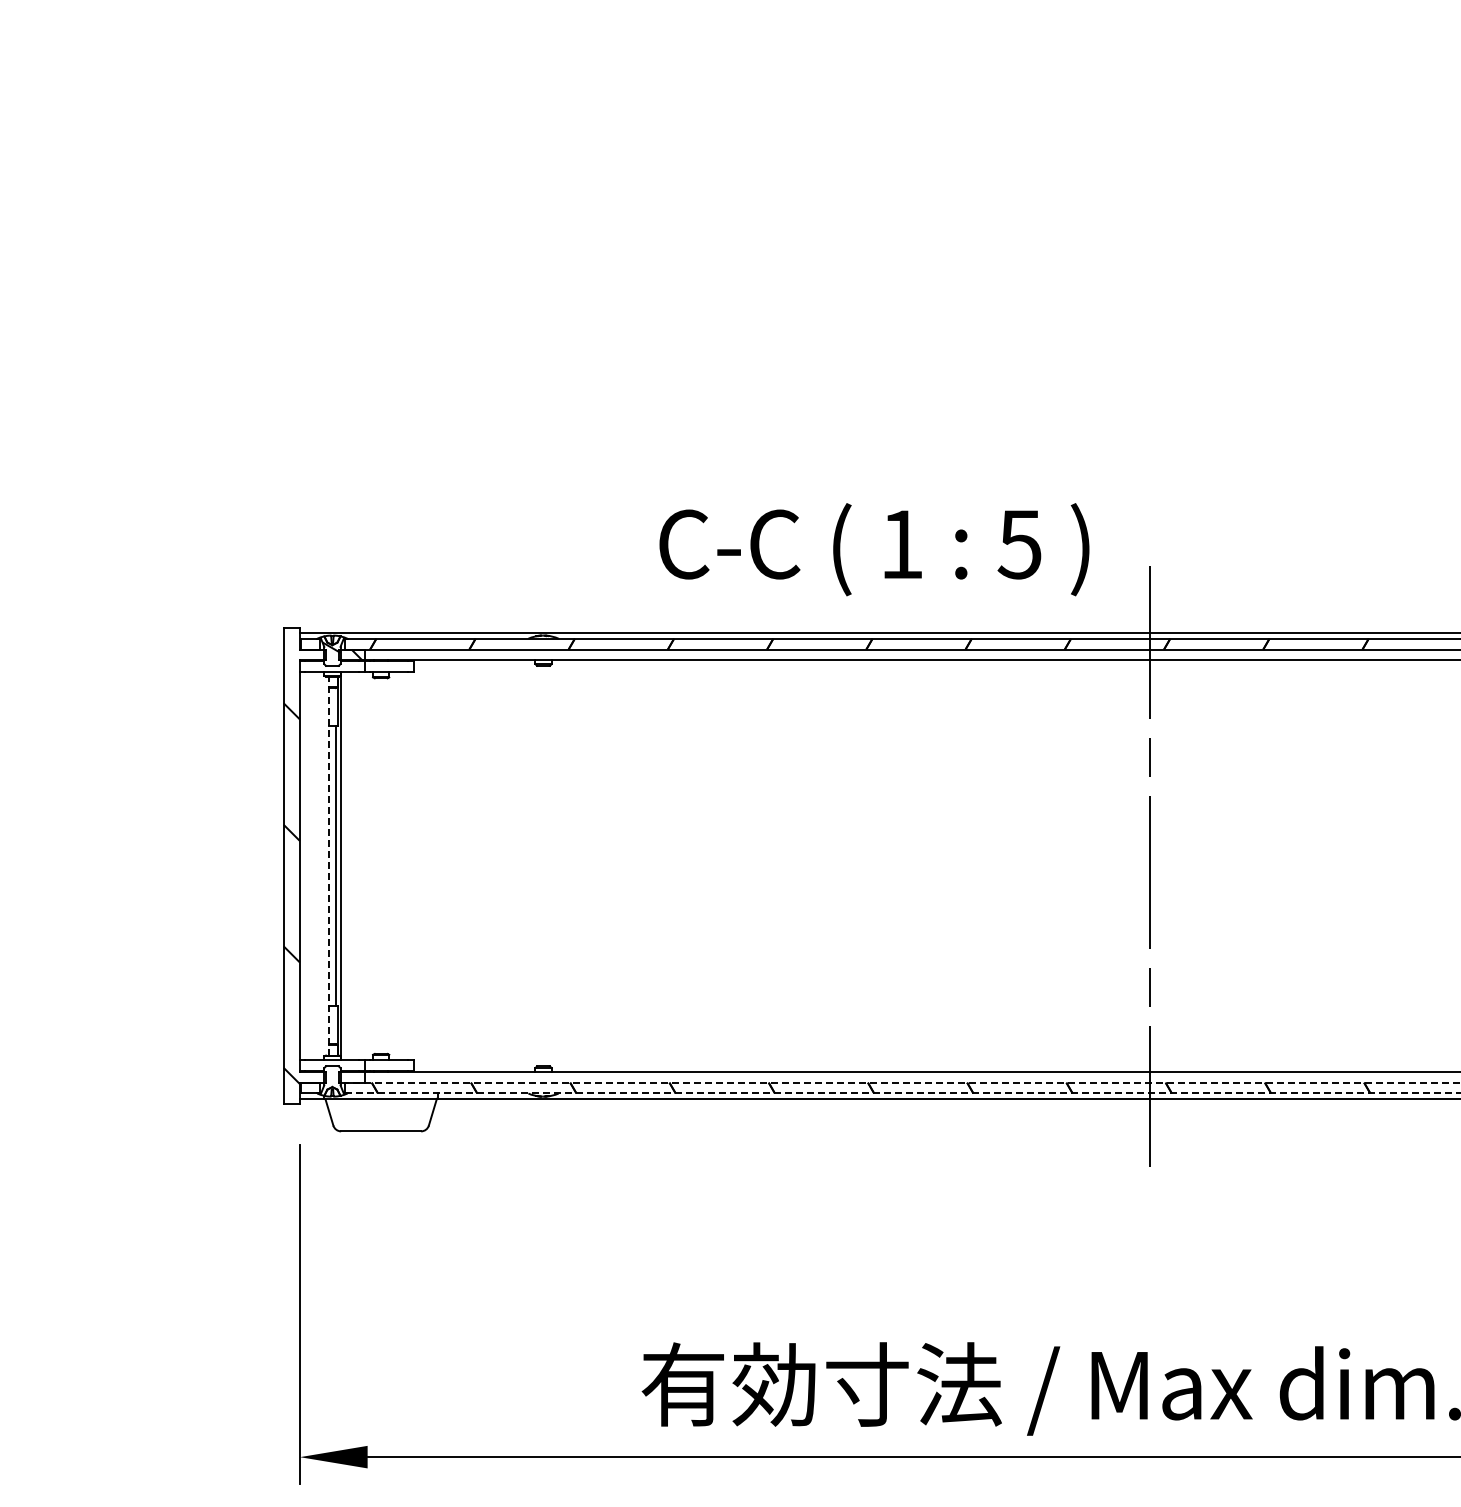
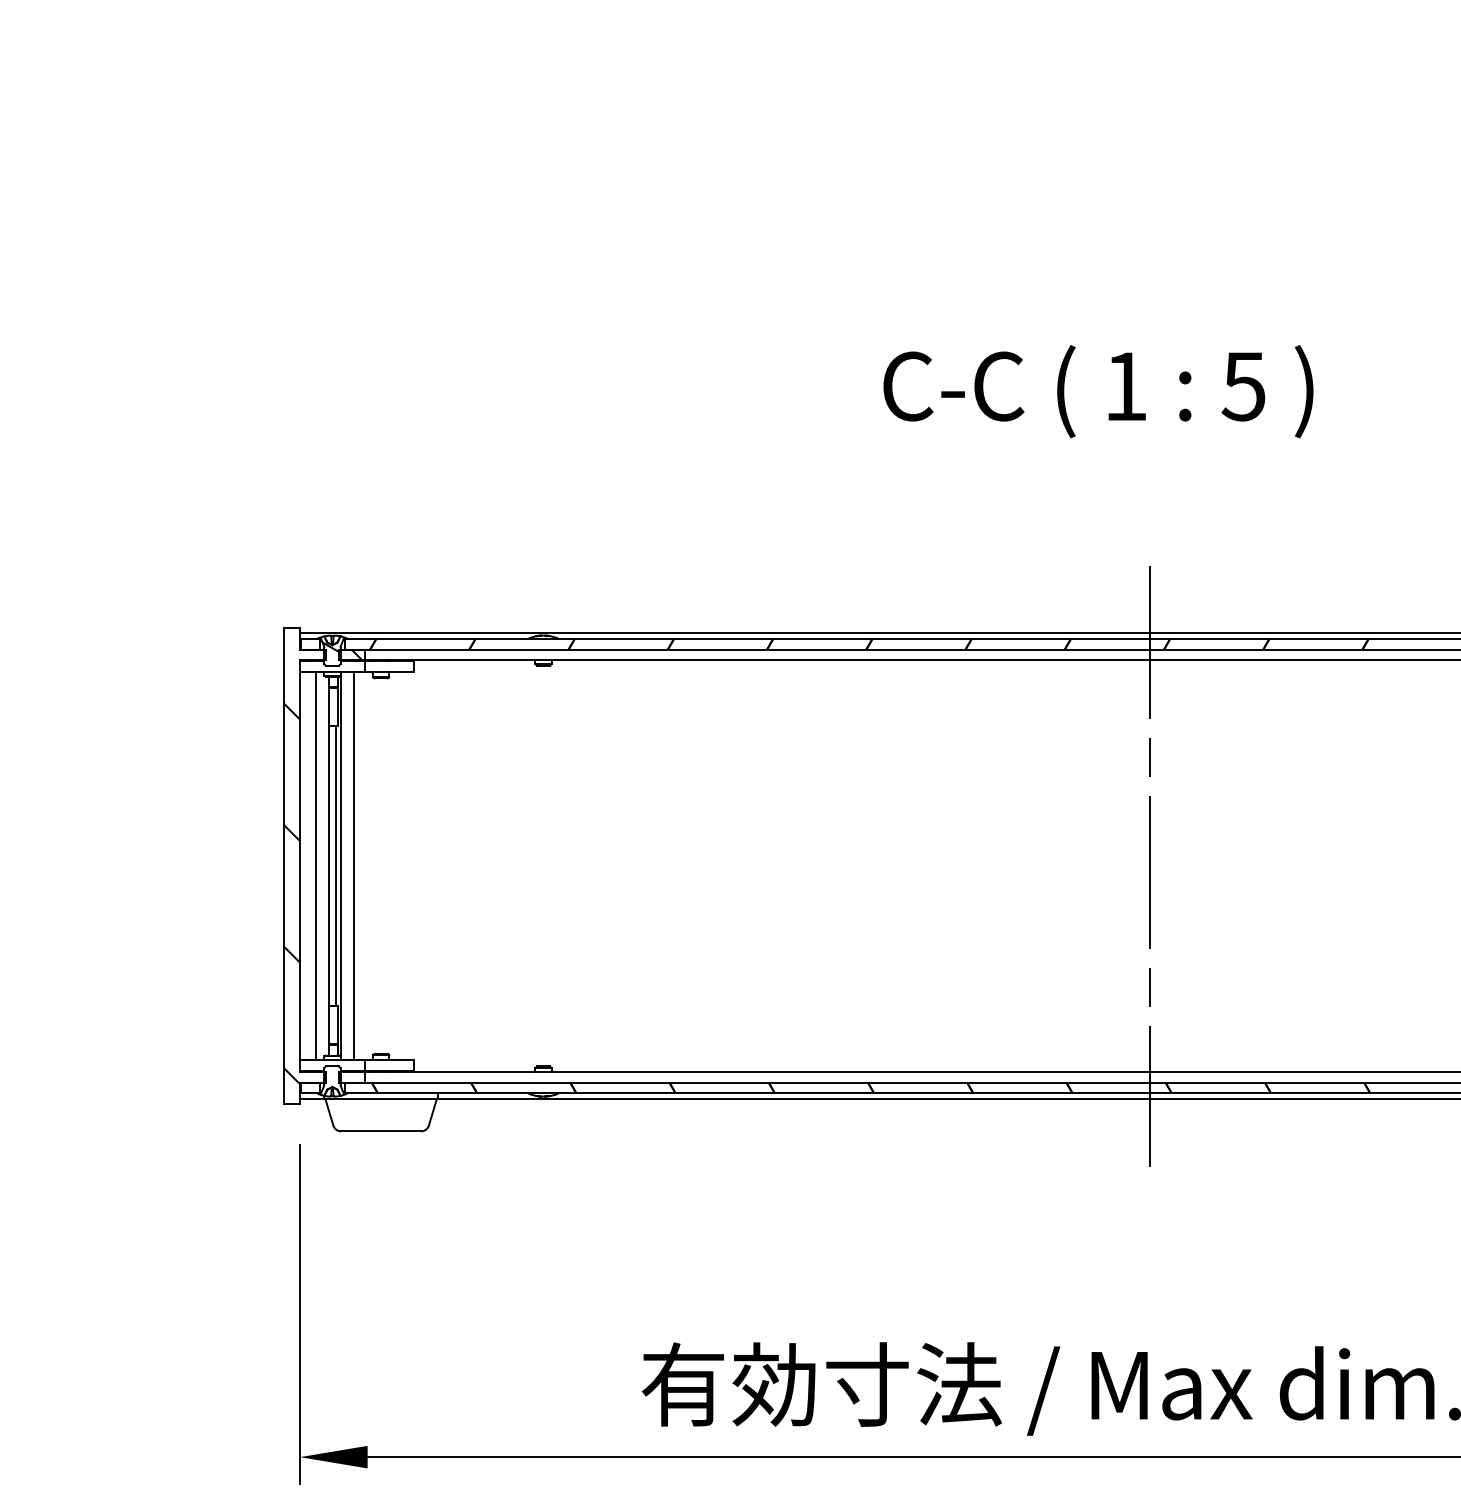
text position: (874, 549) -> (1098, 391) (1098, 391)
line: none -> present (316, 865)
line: dashed -> solid (329, 865)
line: none -> present (354, 865)
line: dashed -> solid (902, 1082)
line: dashed -> solid (902, 1093)
